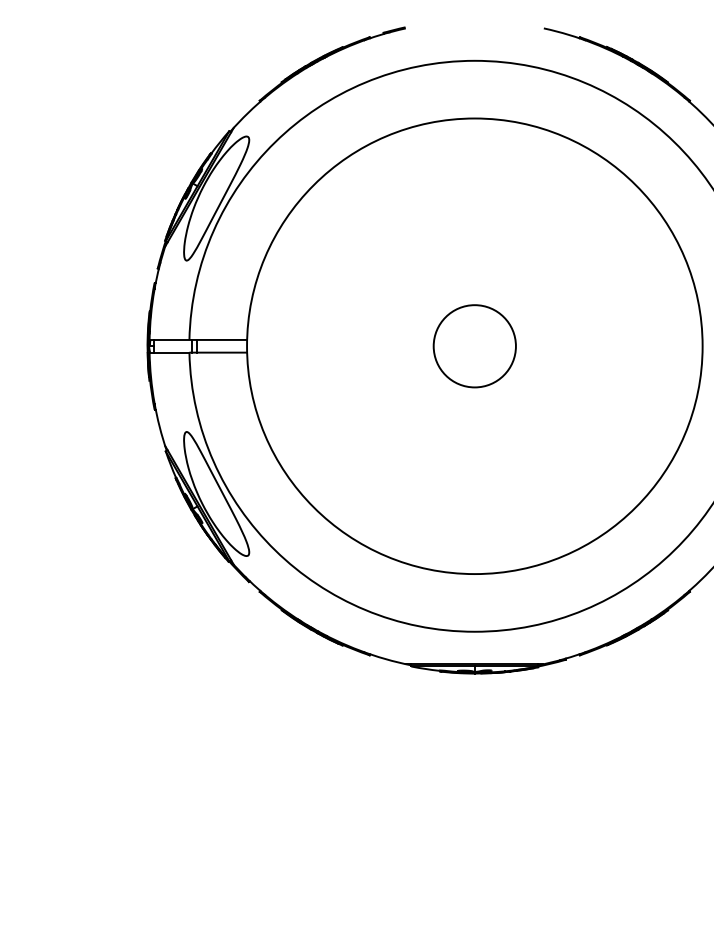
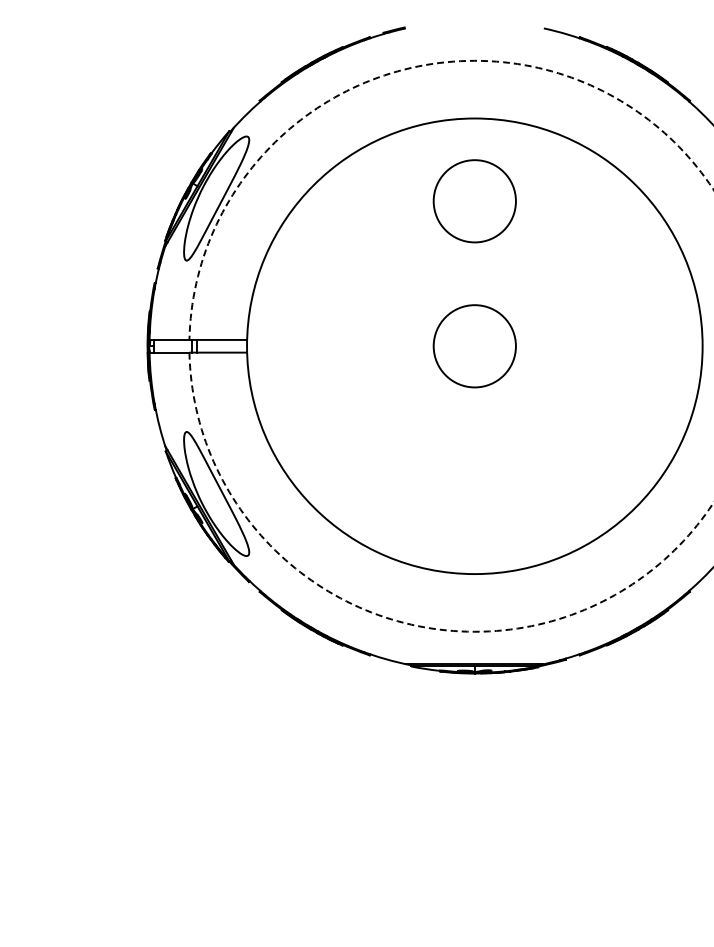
arc: solid -> dashed (396, 71)
circle: none -> present (474, 201)
arc: solid -> dashed (396, 620)
